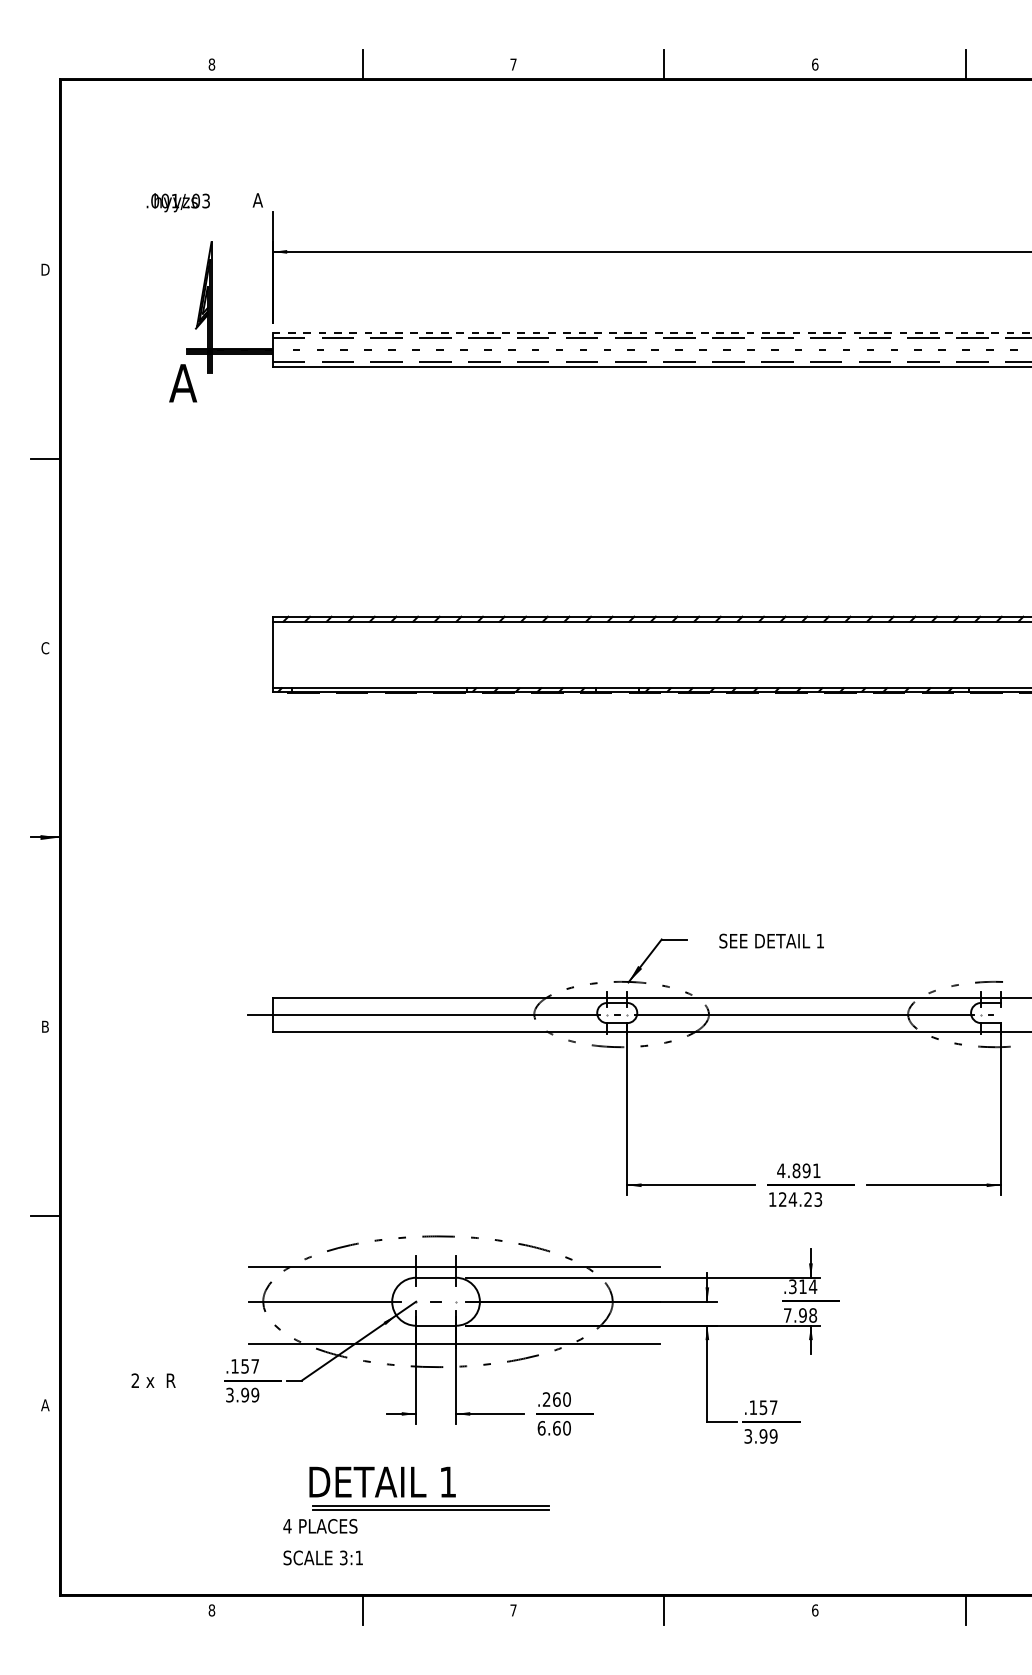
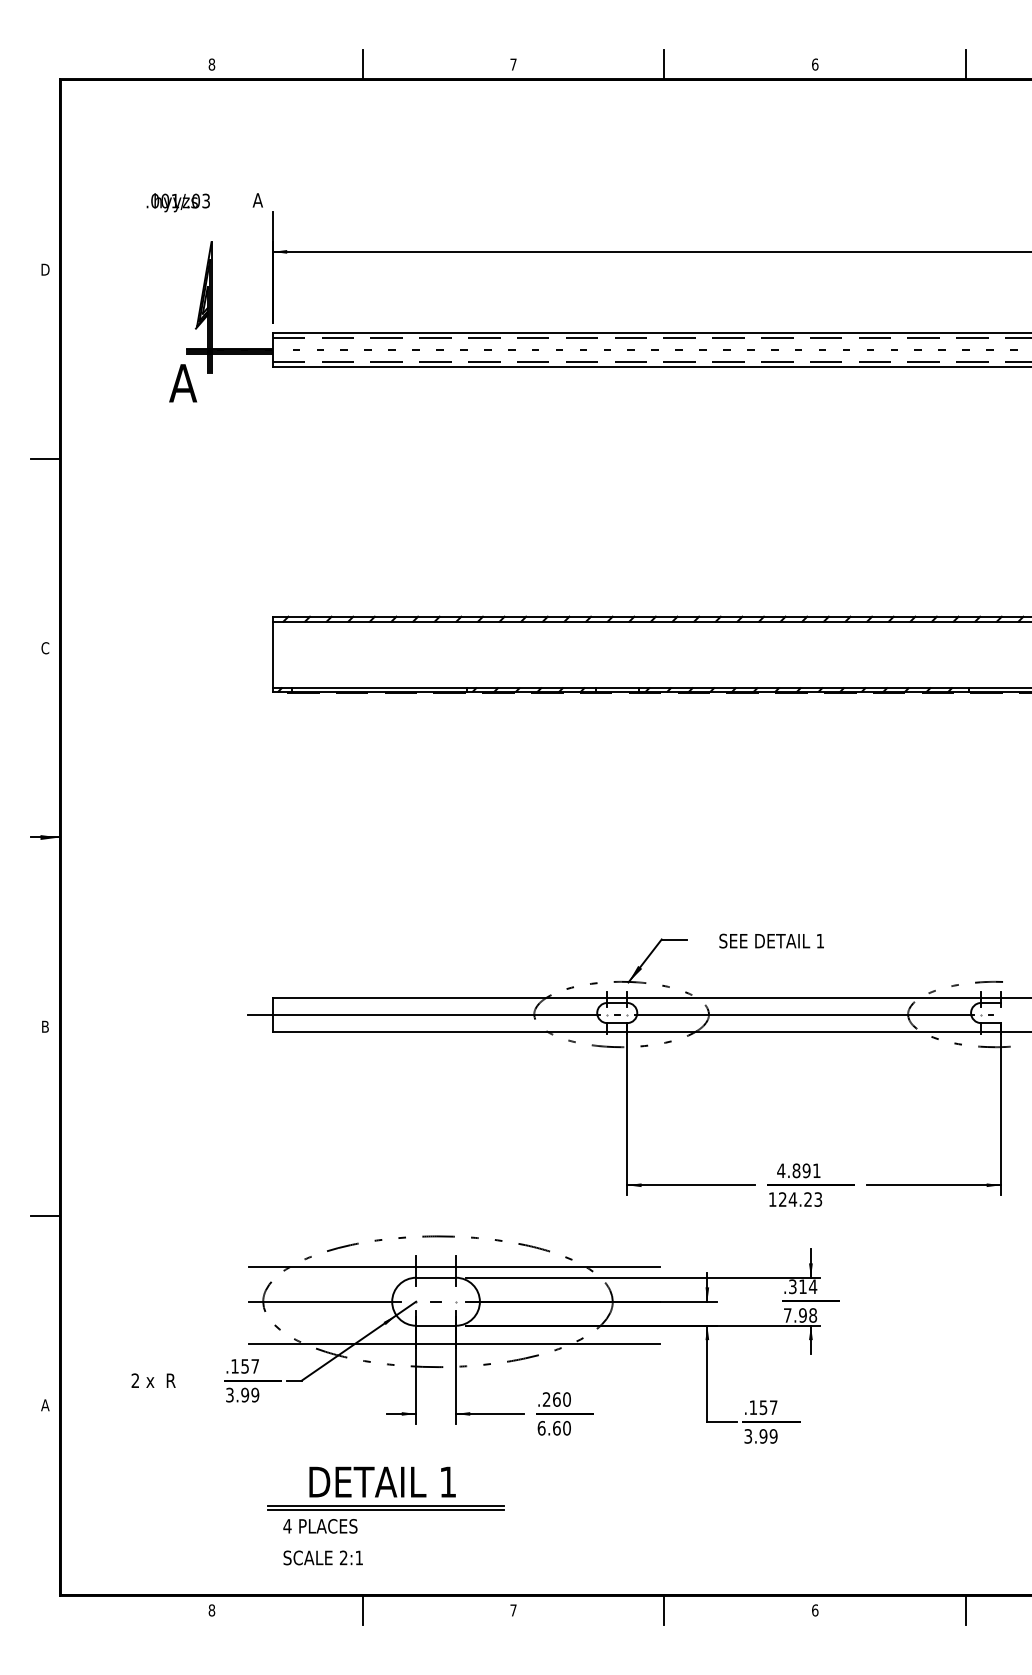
line: dashed -> solid (652, 332)
part position: (430, 1507) -> (385, 1507) (385, 1507)
text: 3:1 -> 2:1 (343, 1558)
